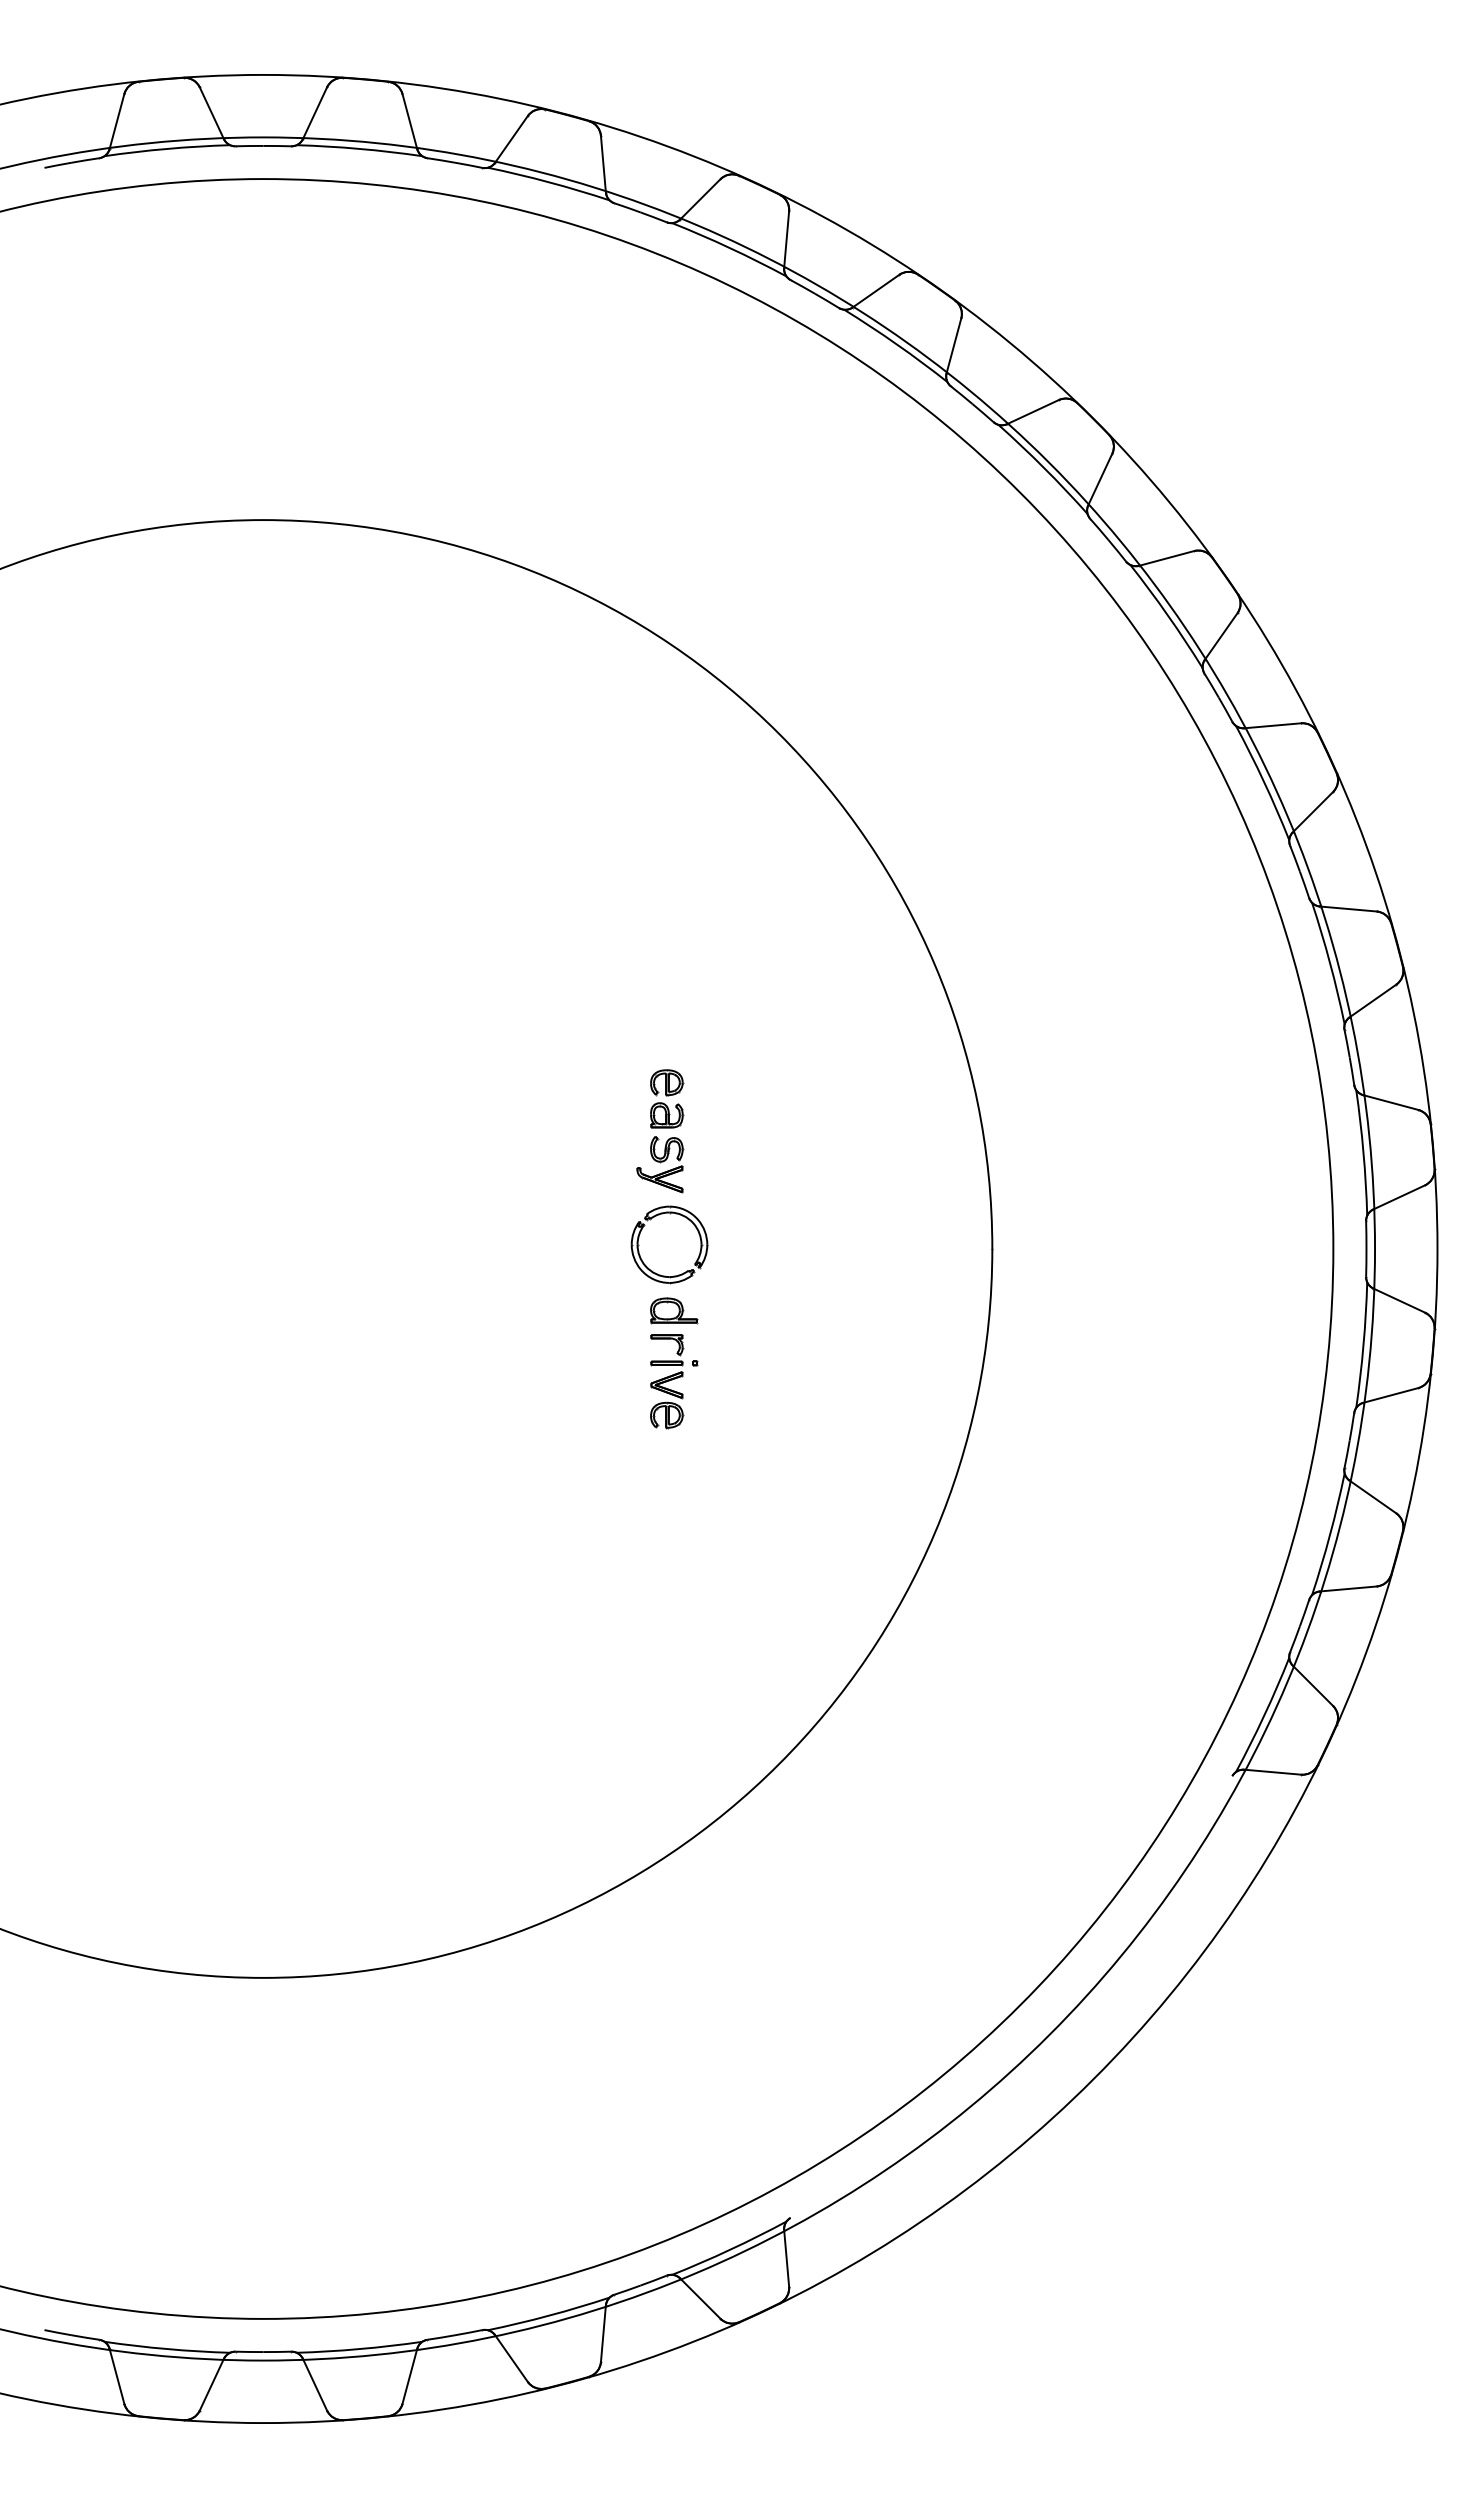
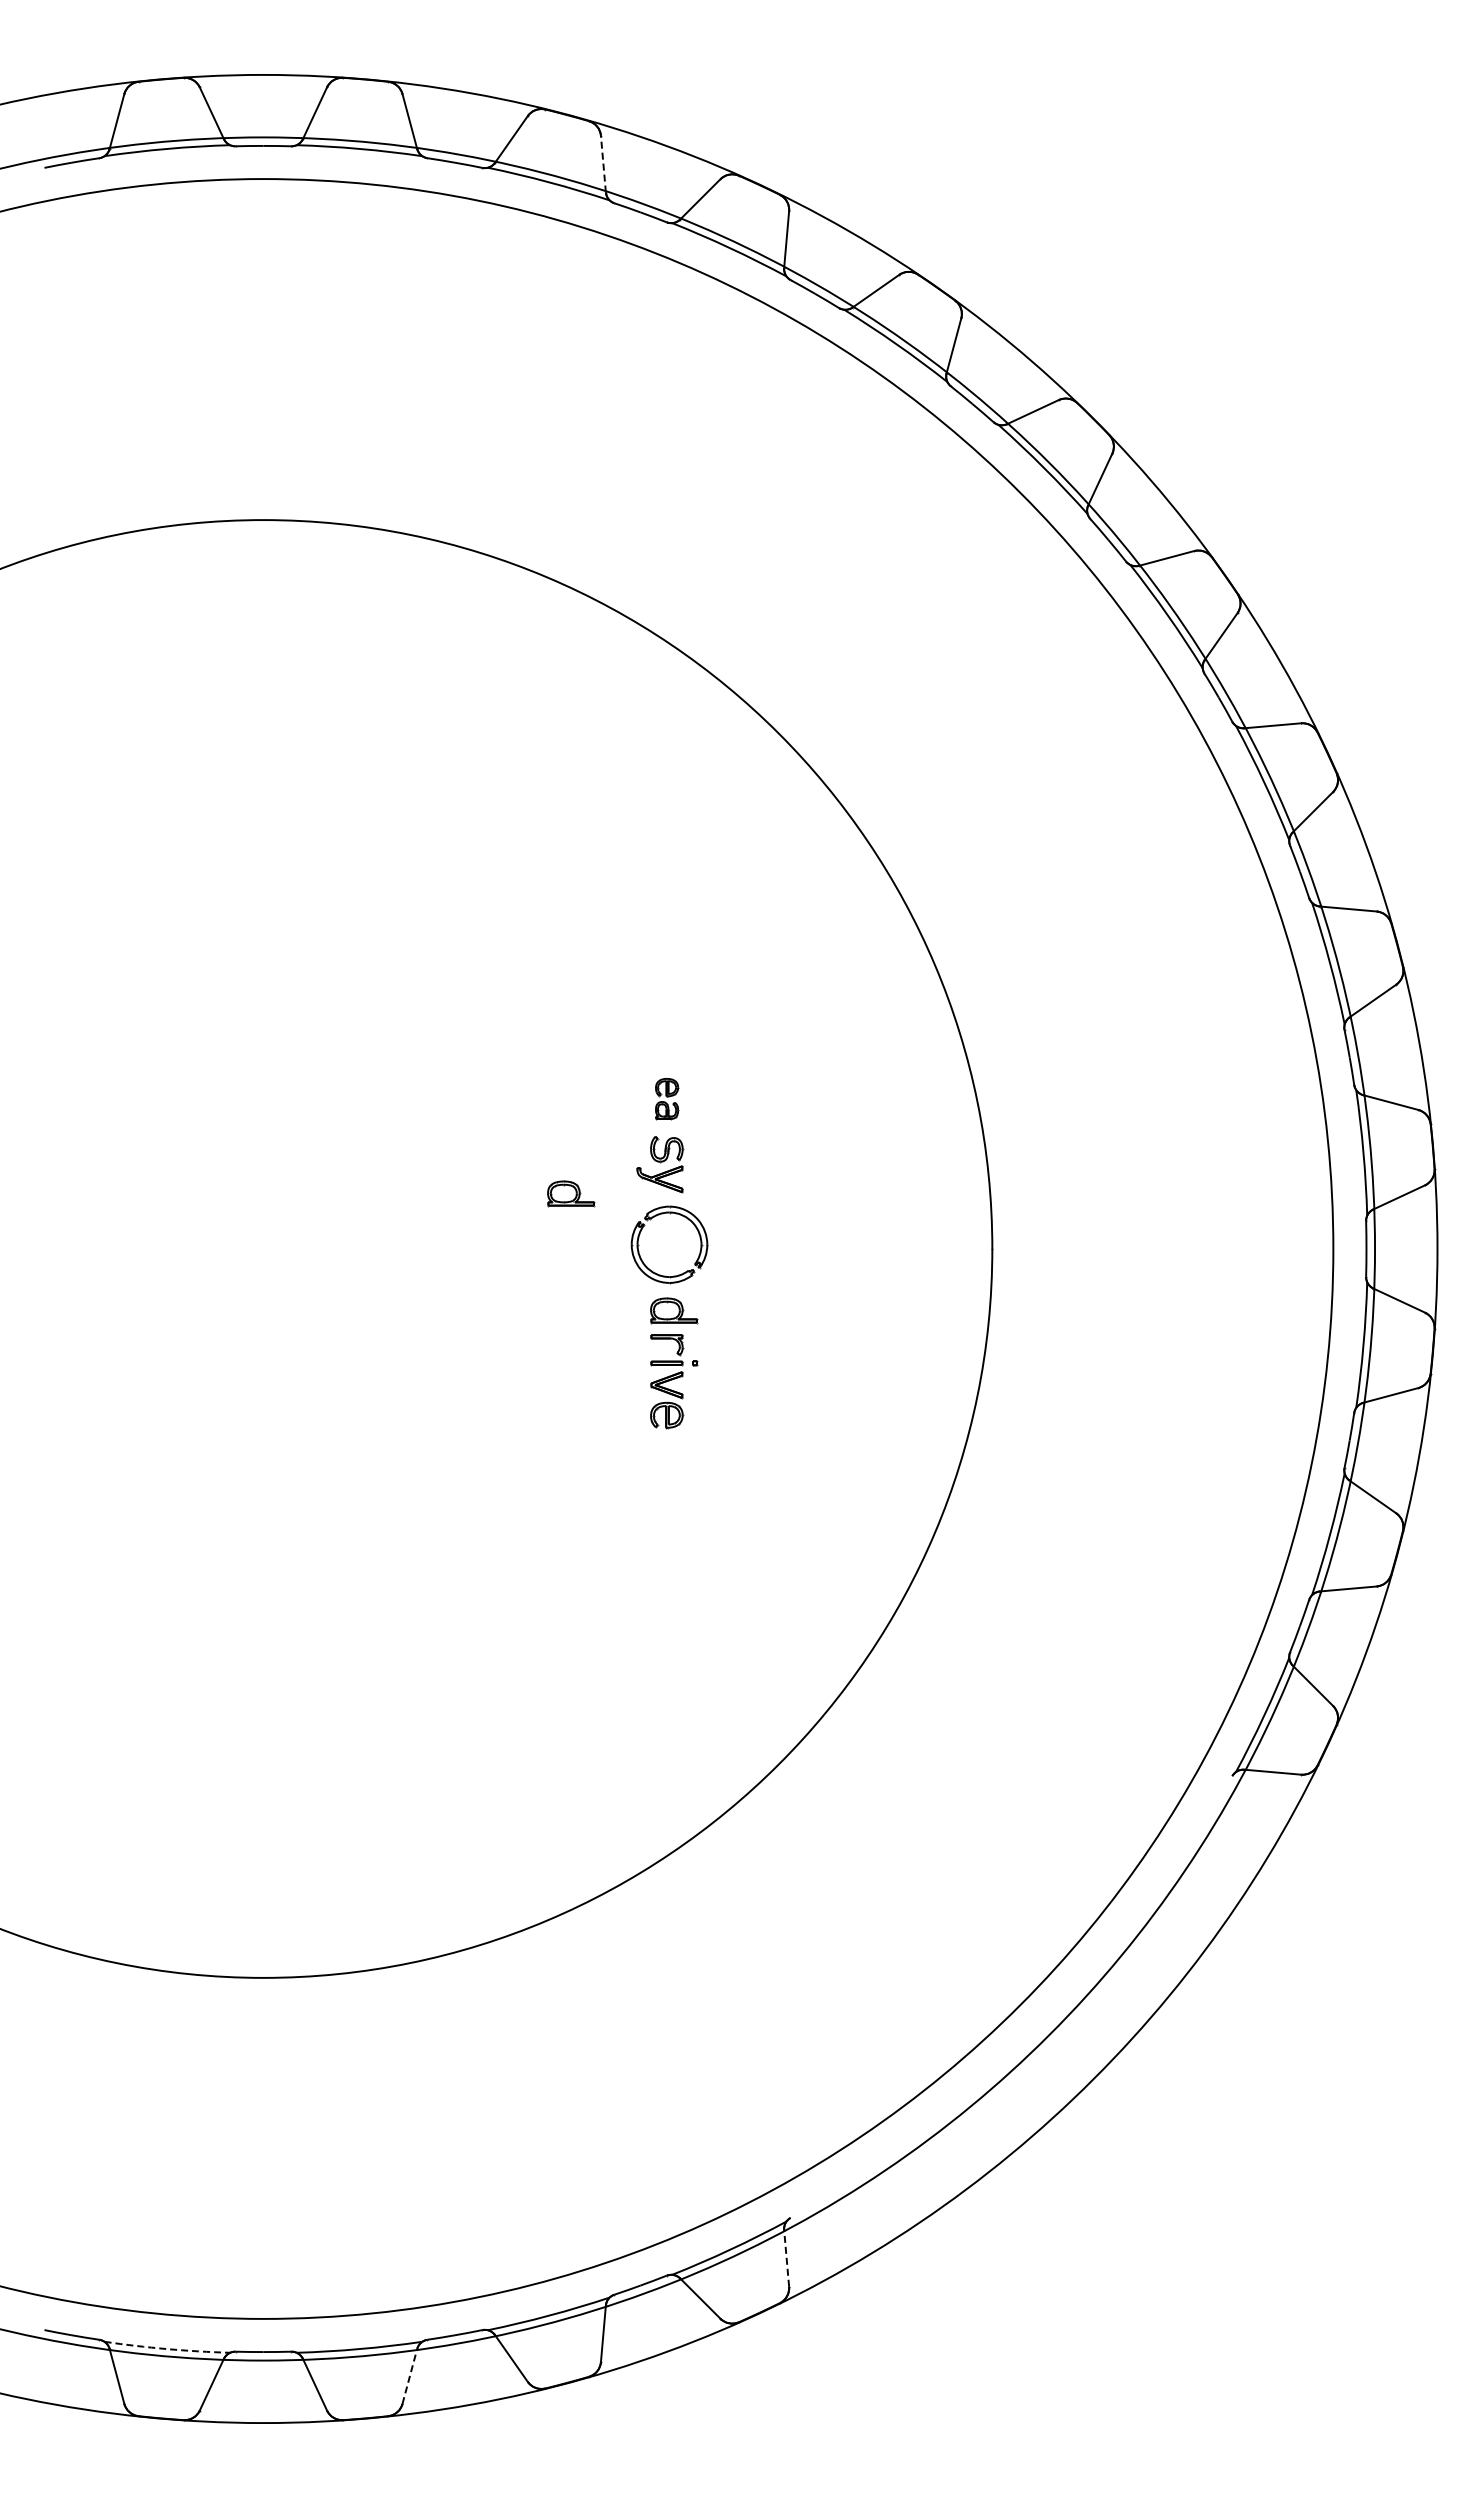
line: solid -> dashed (603, 163)
part size: 35x60 px -> 25x43 px (667, 1099)
part: none -> present (571, 1193)
line: solid -> dashed (786, 2257)
arc: solid -> dashed (167, 2349)
line: solid -> dashed (410, 2375)
